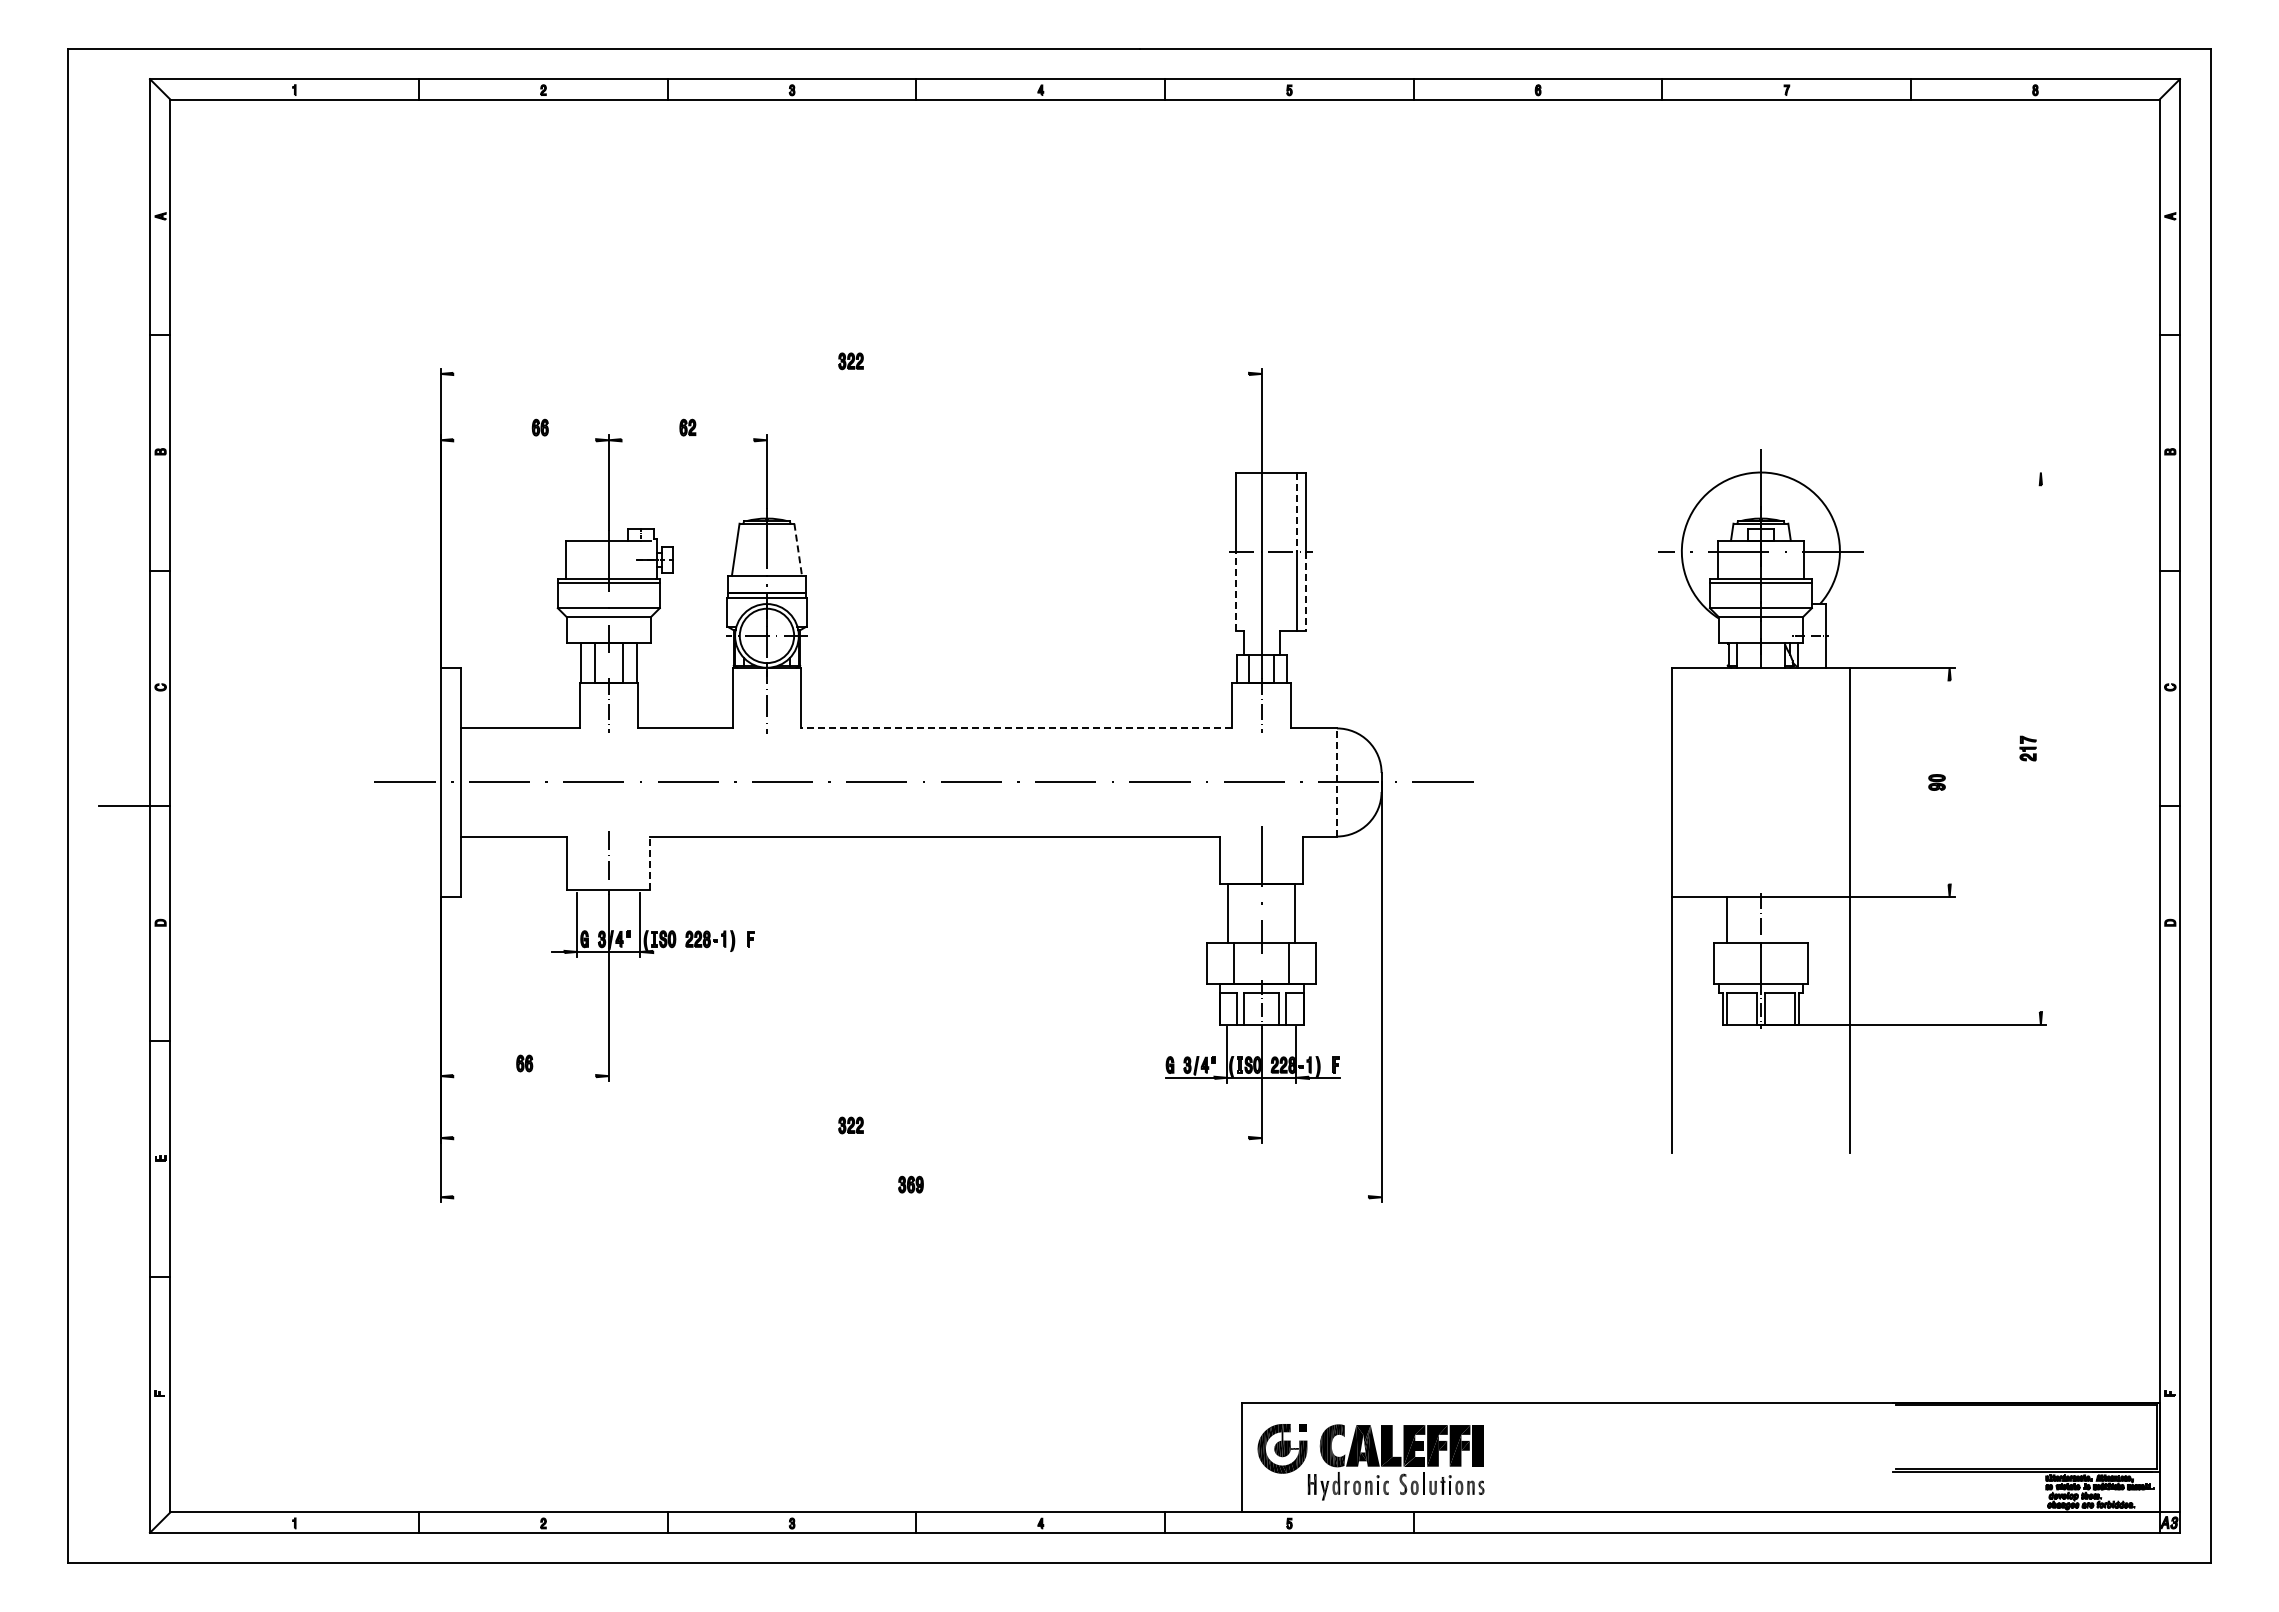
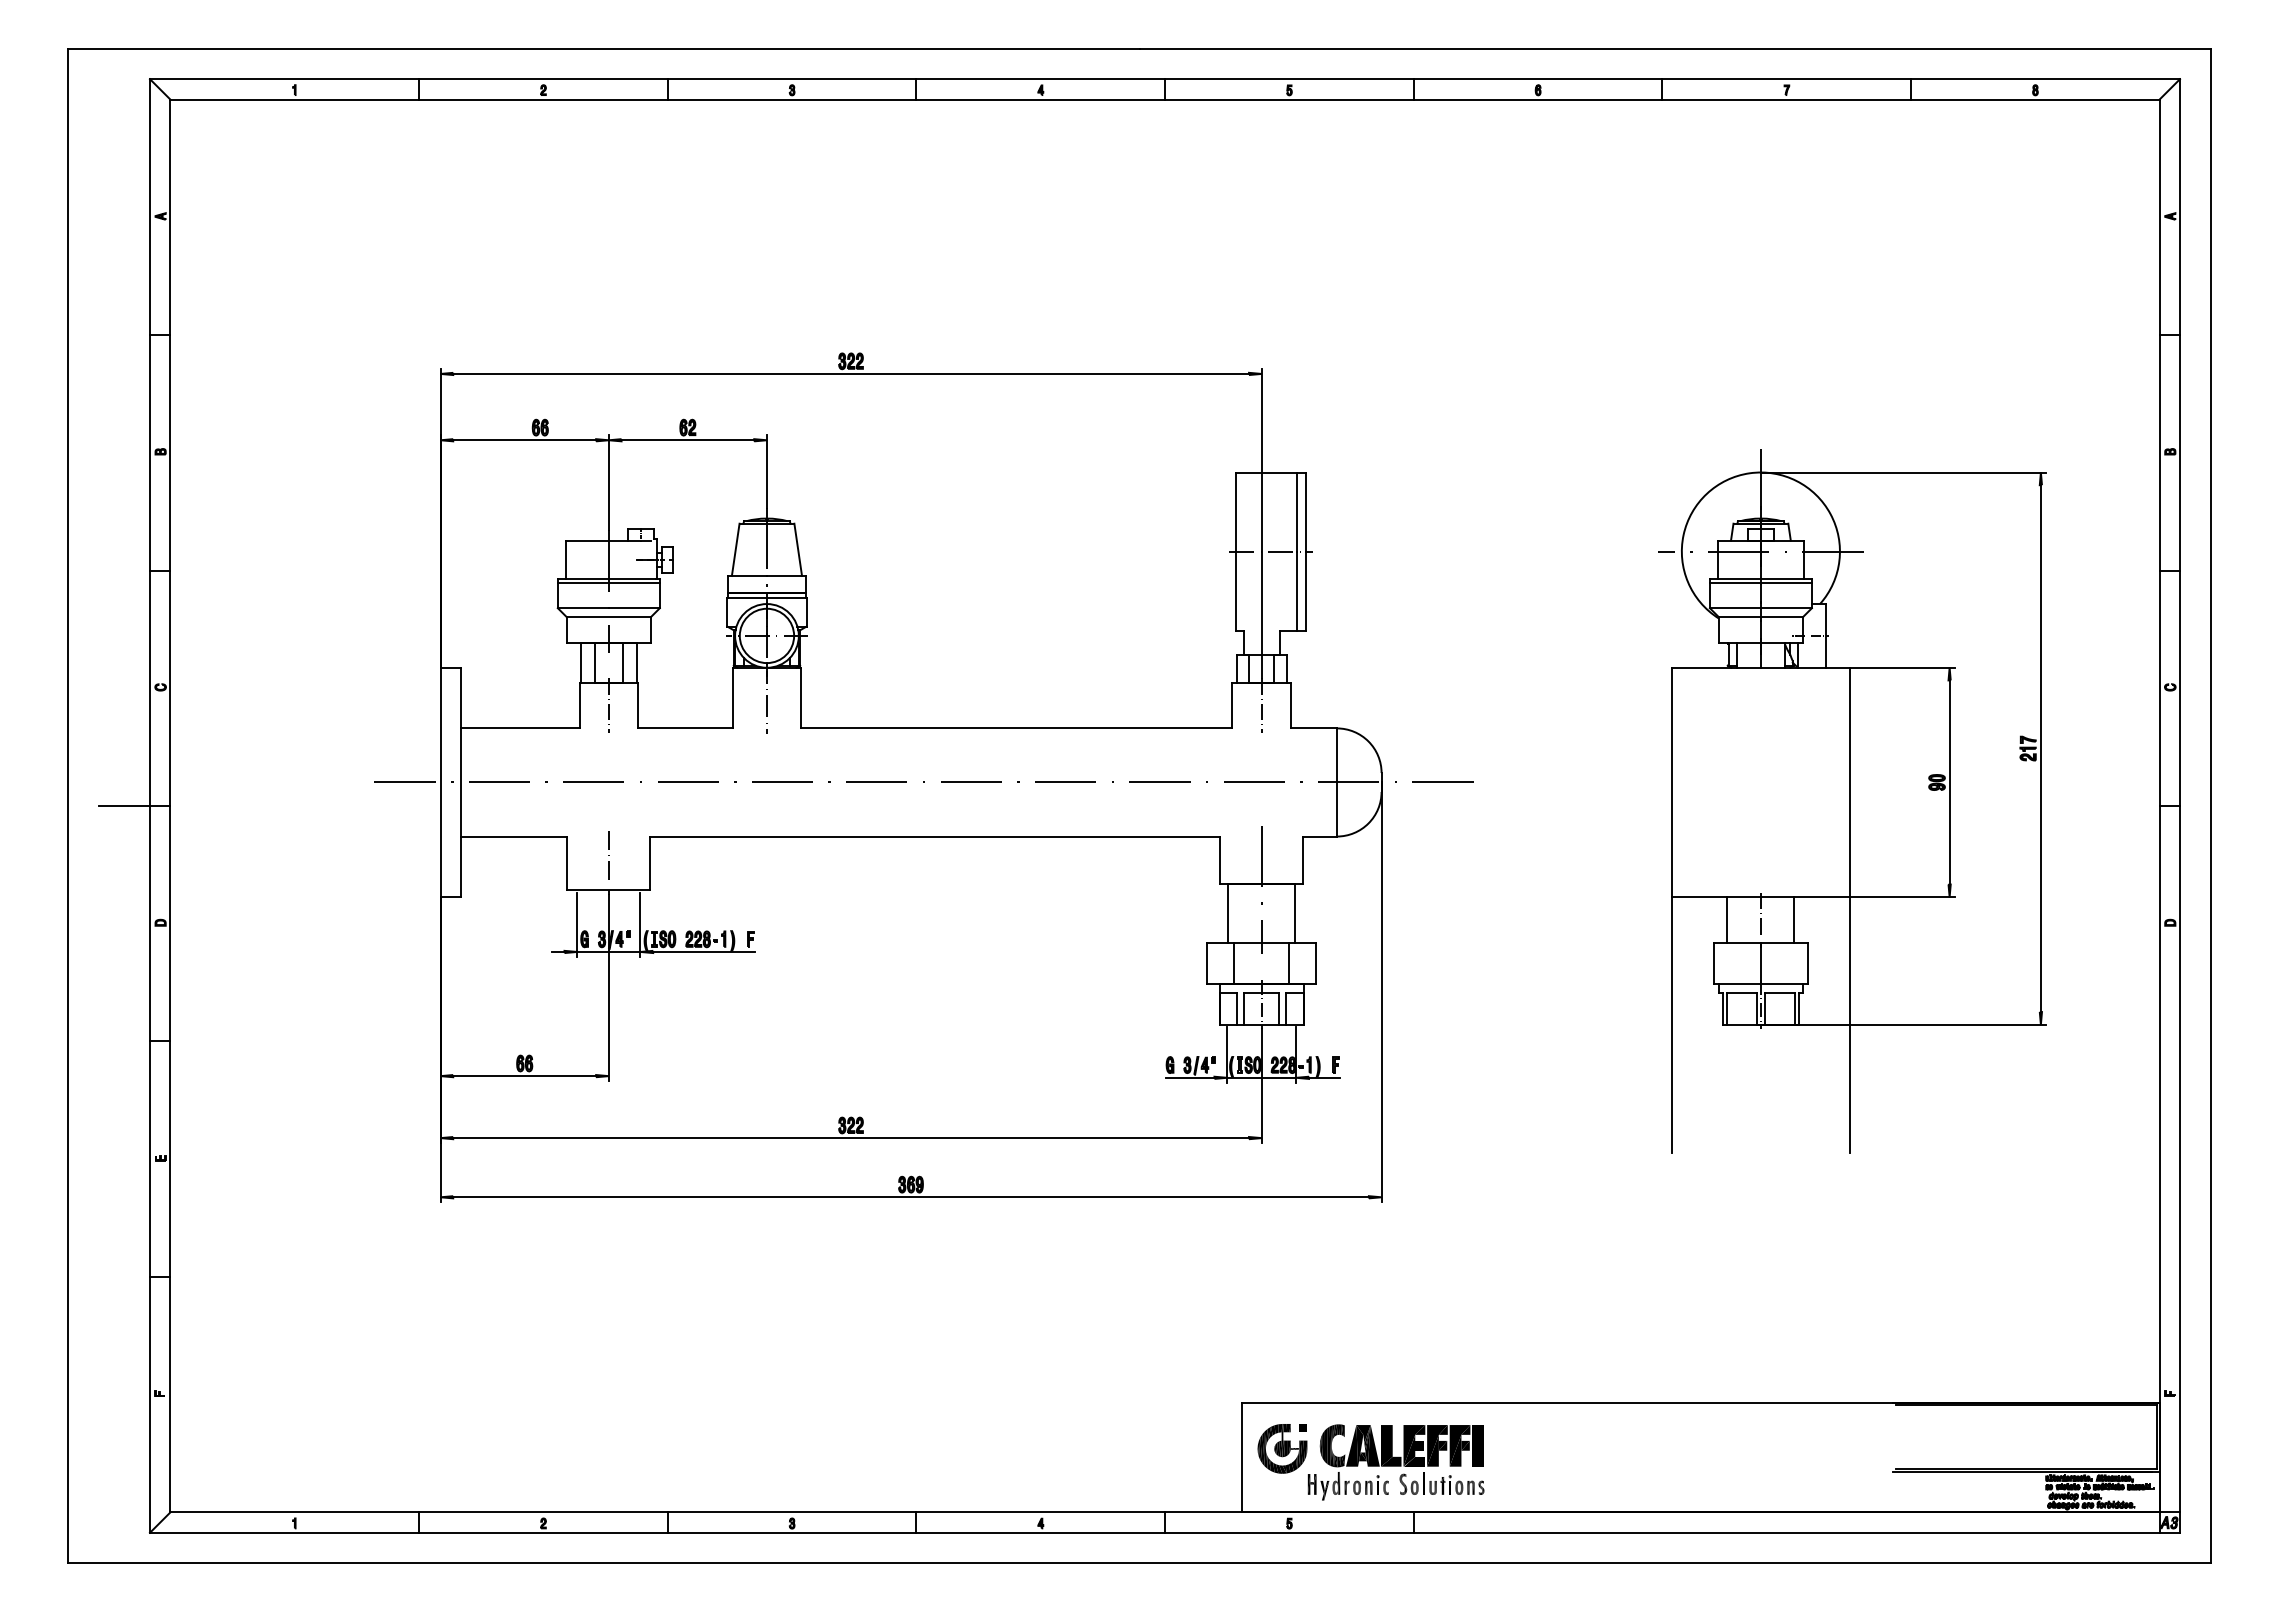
line: none -> present (851, 373)
line: none -> present (524, 440)
line: none -> present (687, 440)
line: none -> present (1902, 472)
line: dashed -> solid (1297, 512)
line: dashed -> solid (798, 550)
line: dashed -> solid (1236, 591)
line: dashed -> solid (1306, 591)
line: dashed -> solid (1016, 728)
line: none -> present (2040, 748)
line: dashed -> solid (1336, 781)
line: none -> present (1949, 782)
line: dashed -> solid (650, 863)
line: none -> present (1794, 920)
line: none -> present (703, 951)
line: none -> present (524, 1076)
line: none -> present (851, 1138)
line: none -> present (910, 1197)
